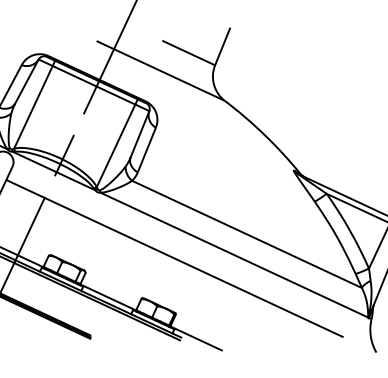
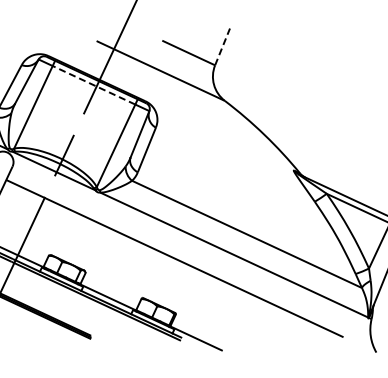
line: solid -> dashed (222, 46)
line: solid -> dashed (94, 85)
